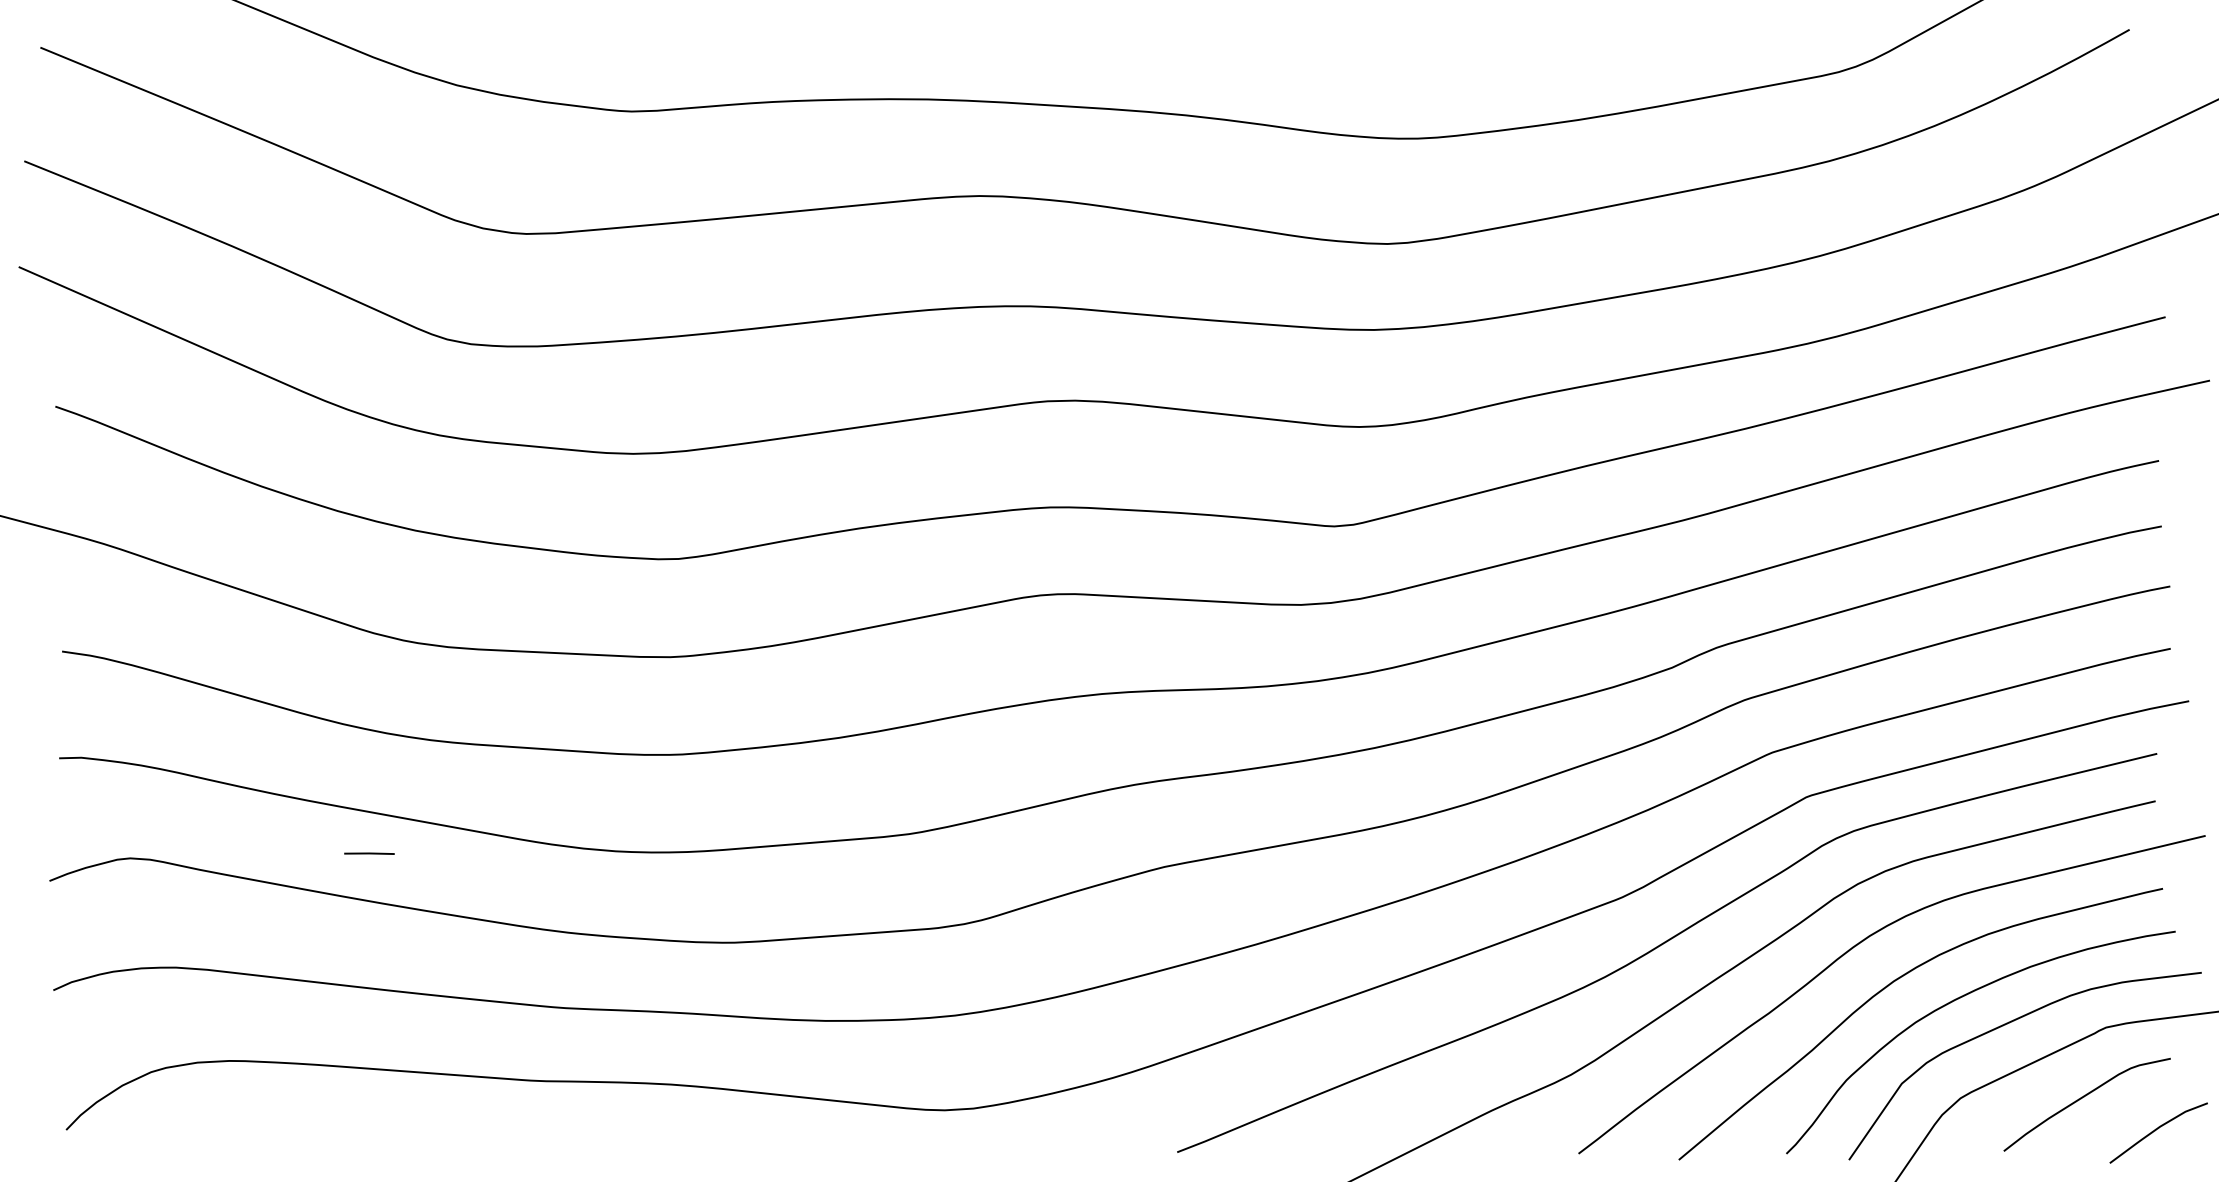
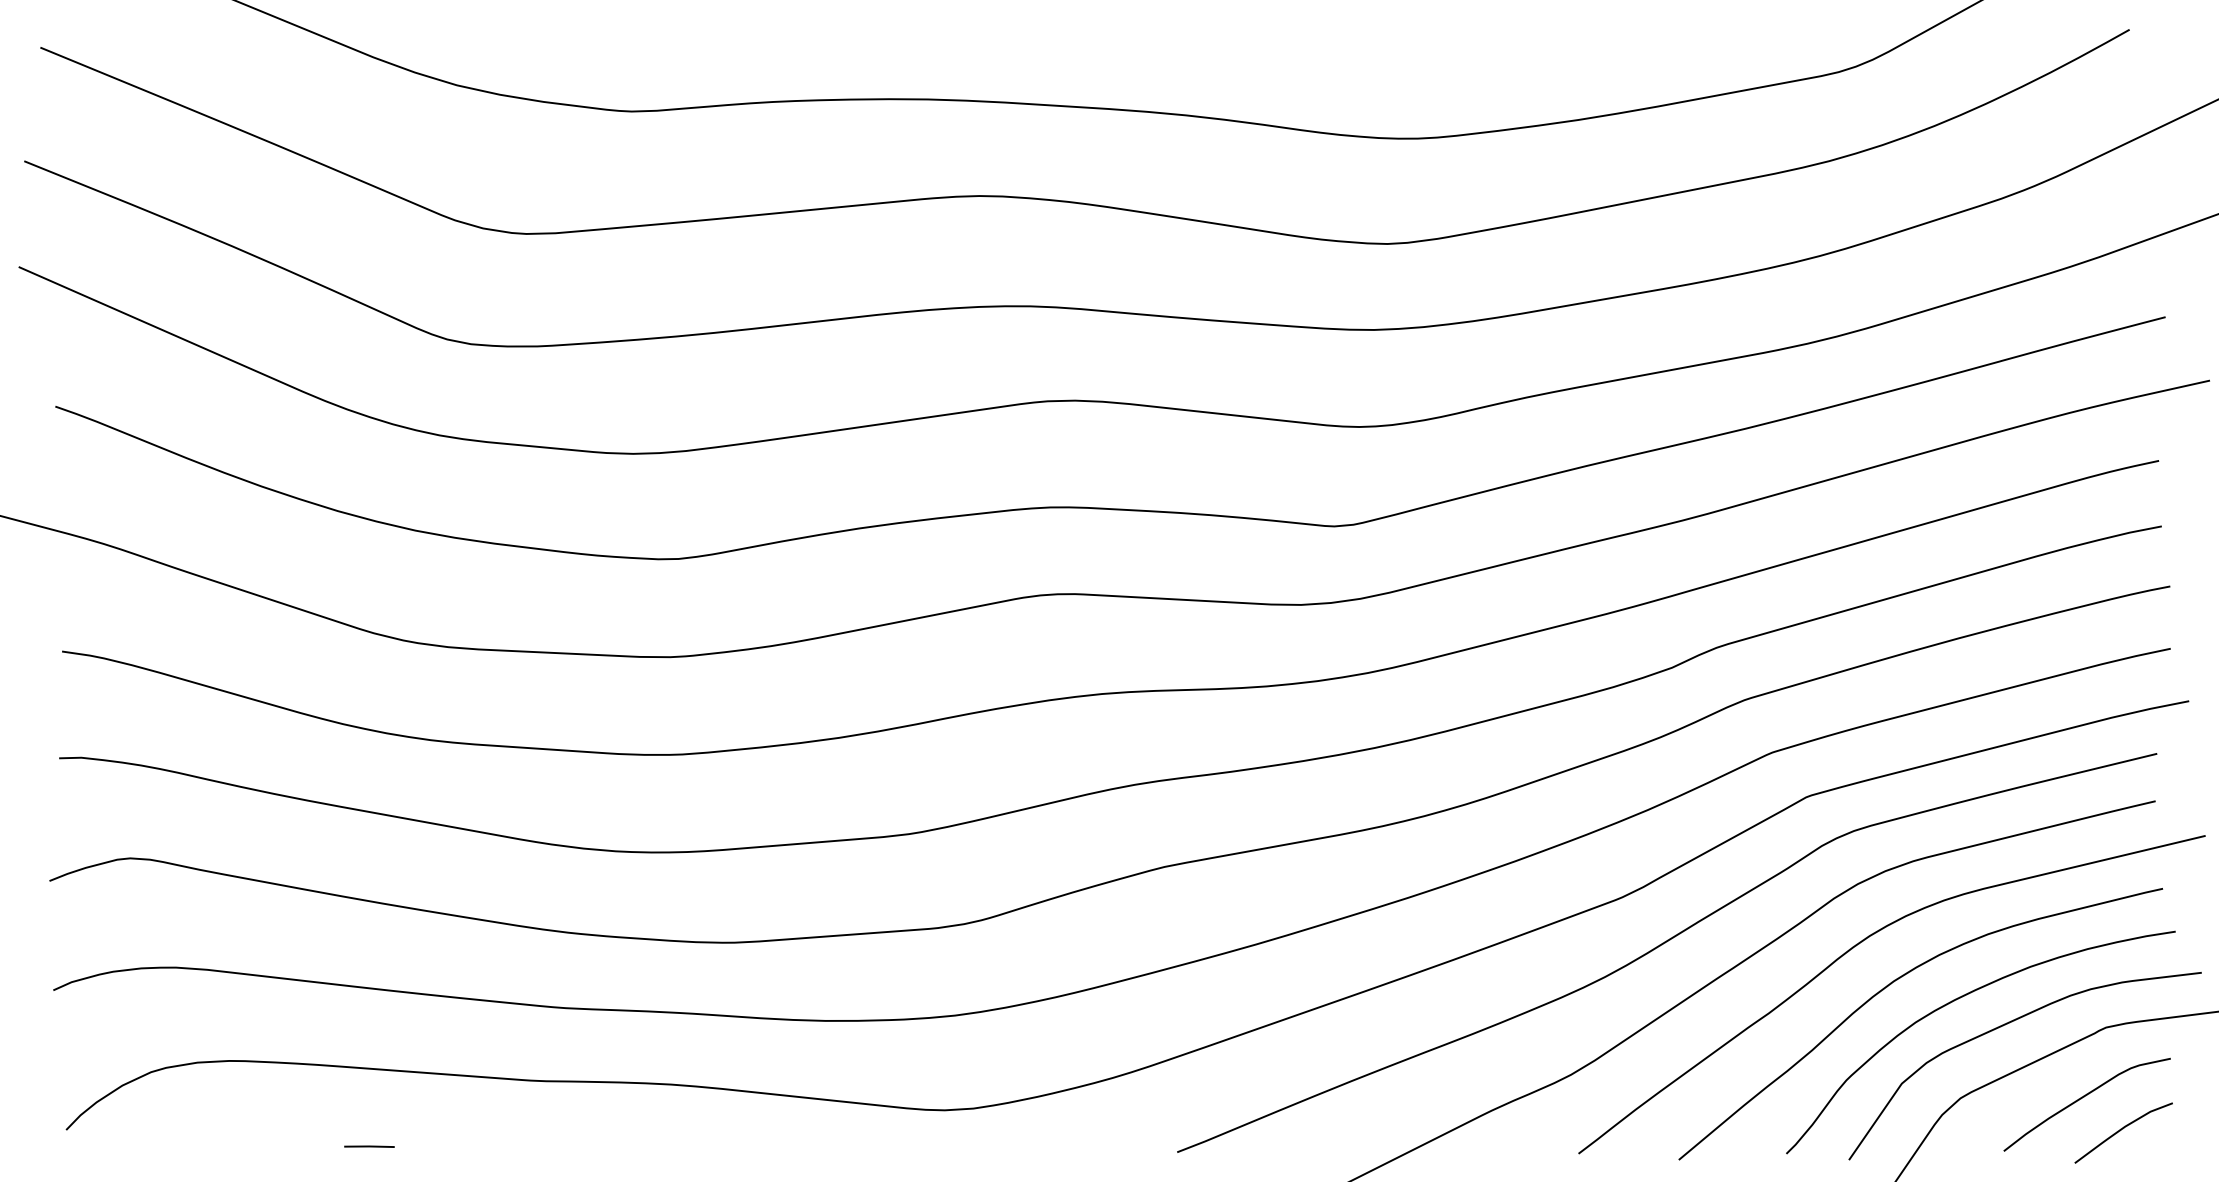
line position: (369, 853) -> (369, 1146) (369, 1146)
curve position: (2156, 1130) -> (2121, 1130) (2121, 1130)
